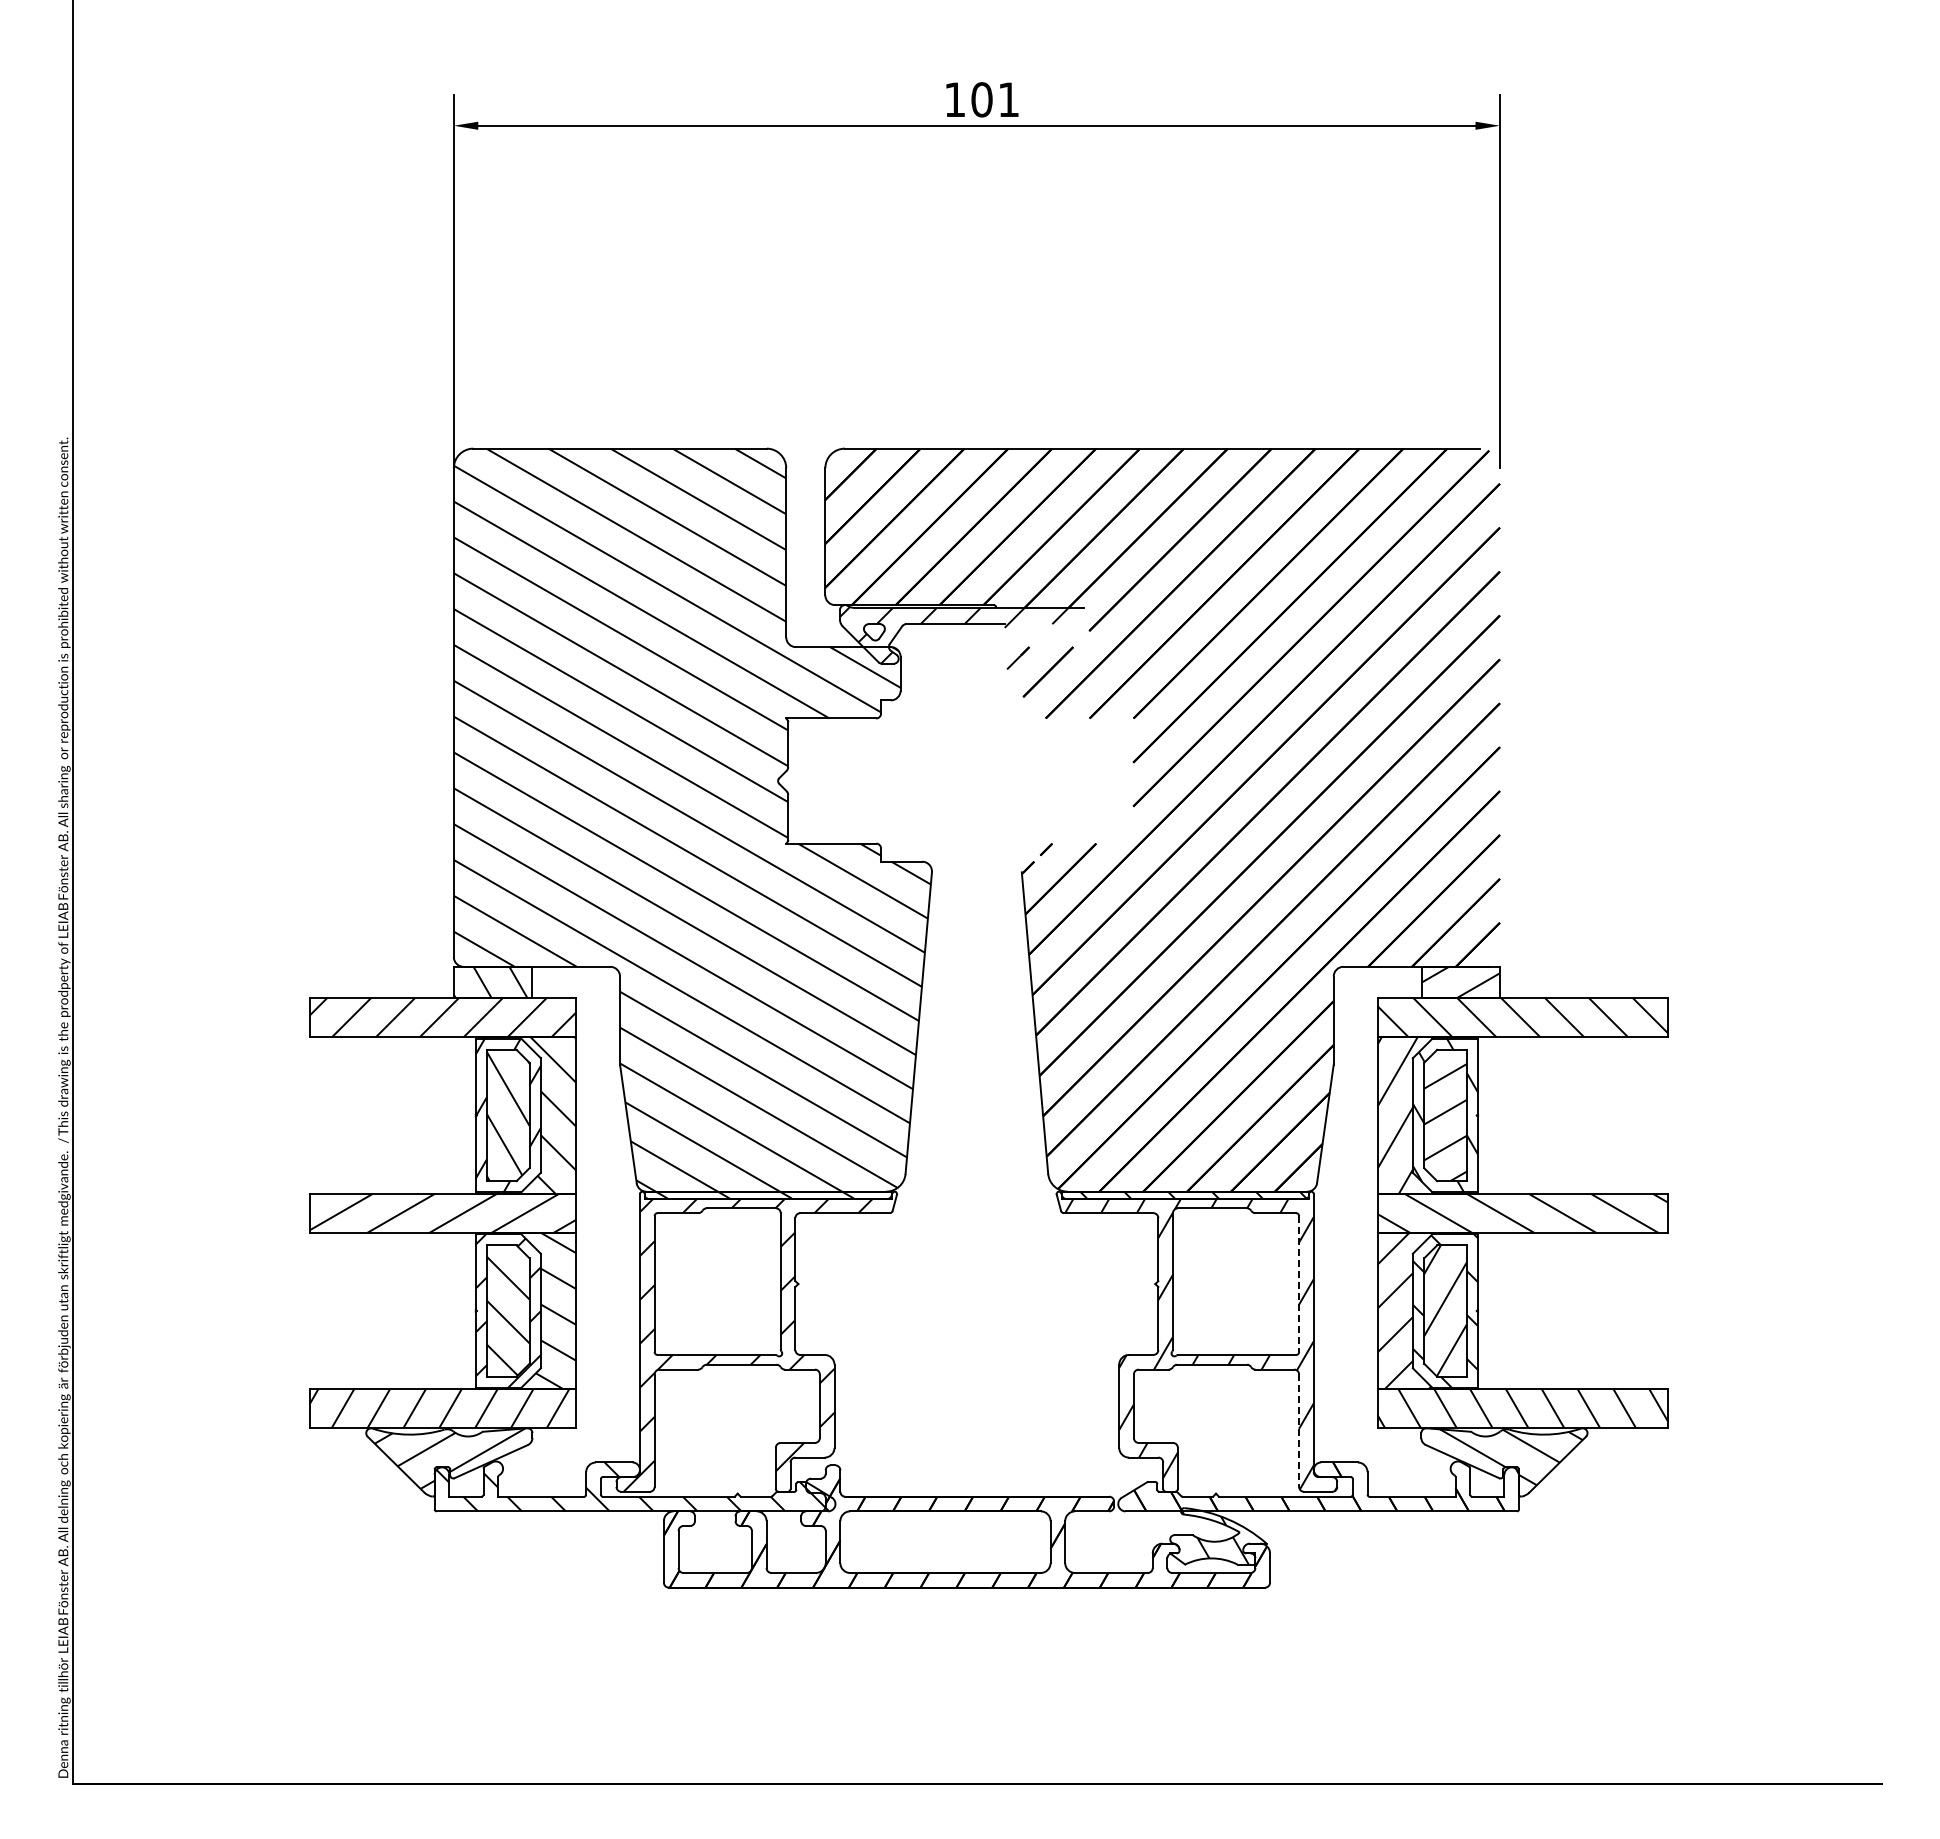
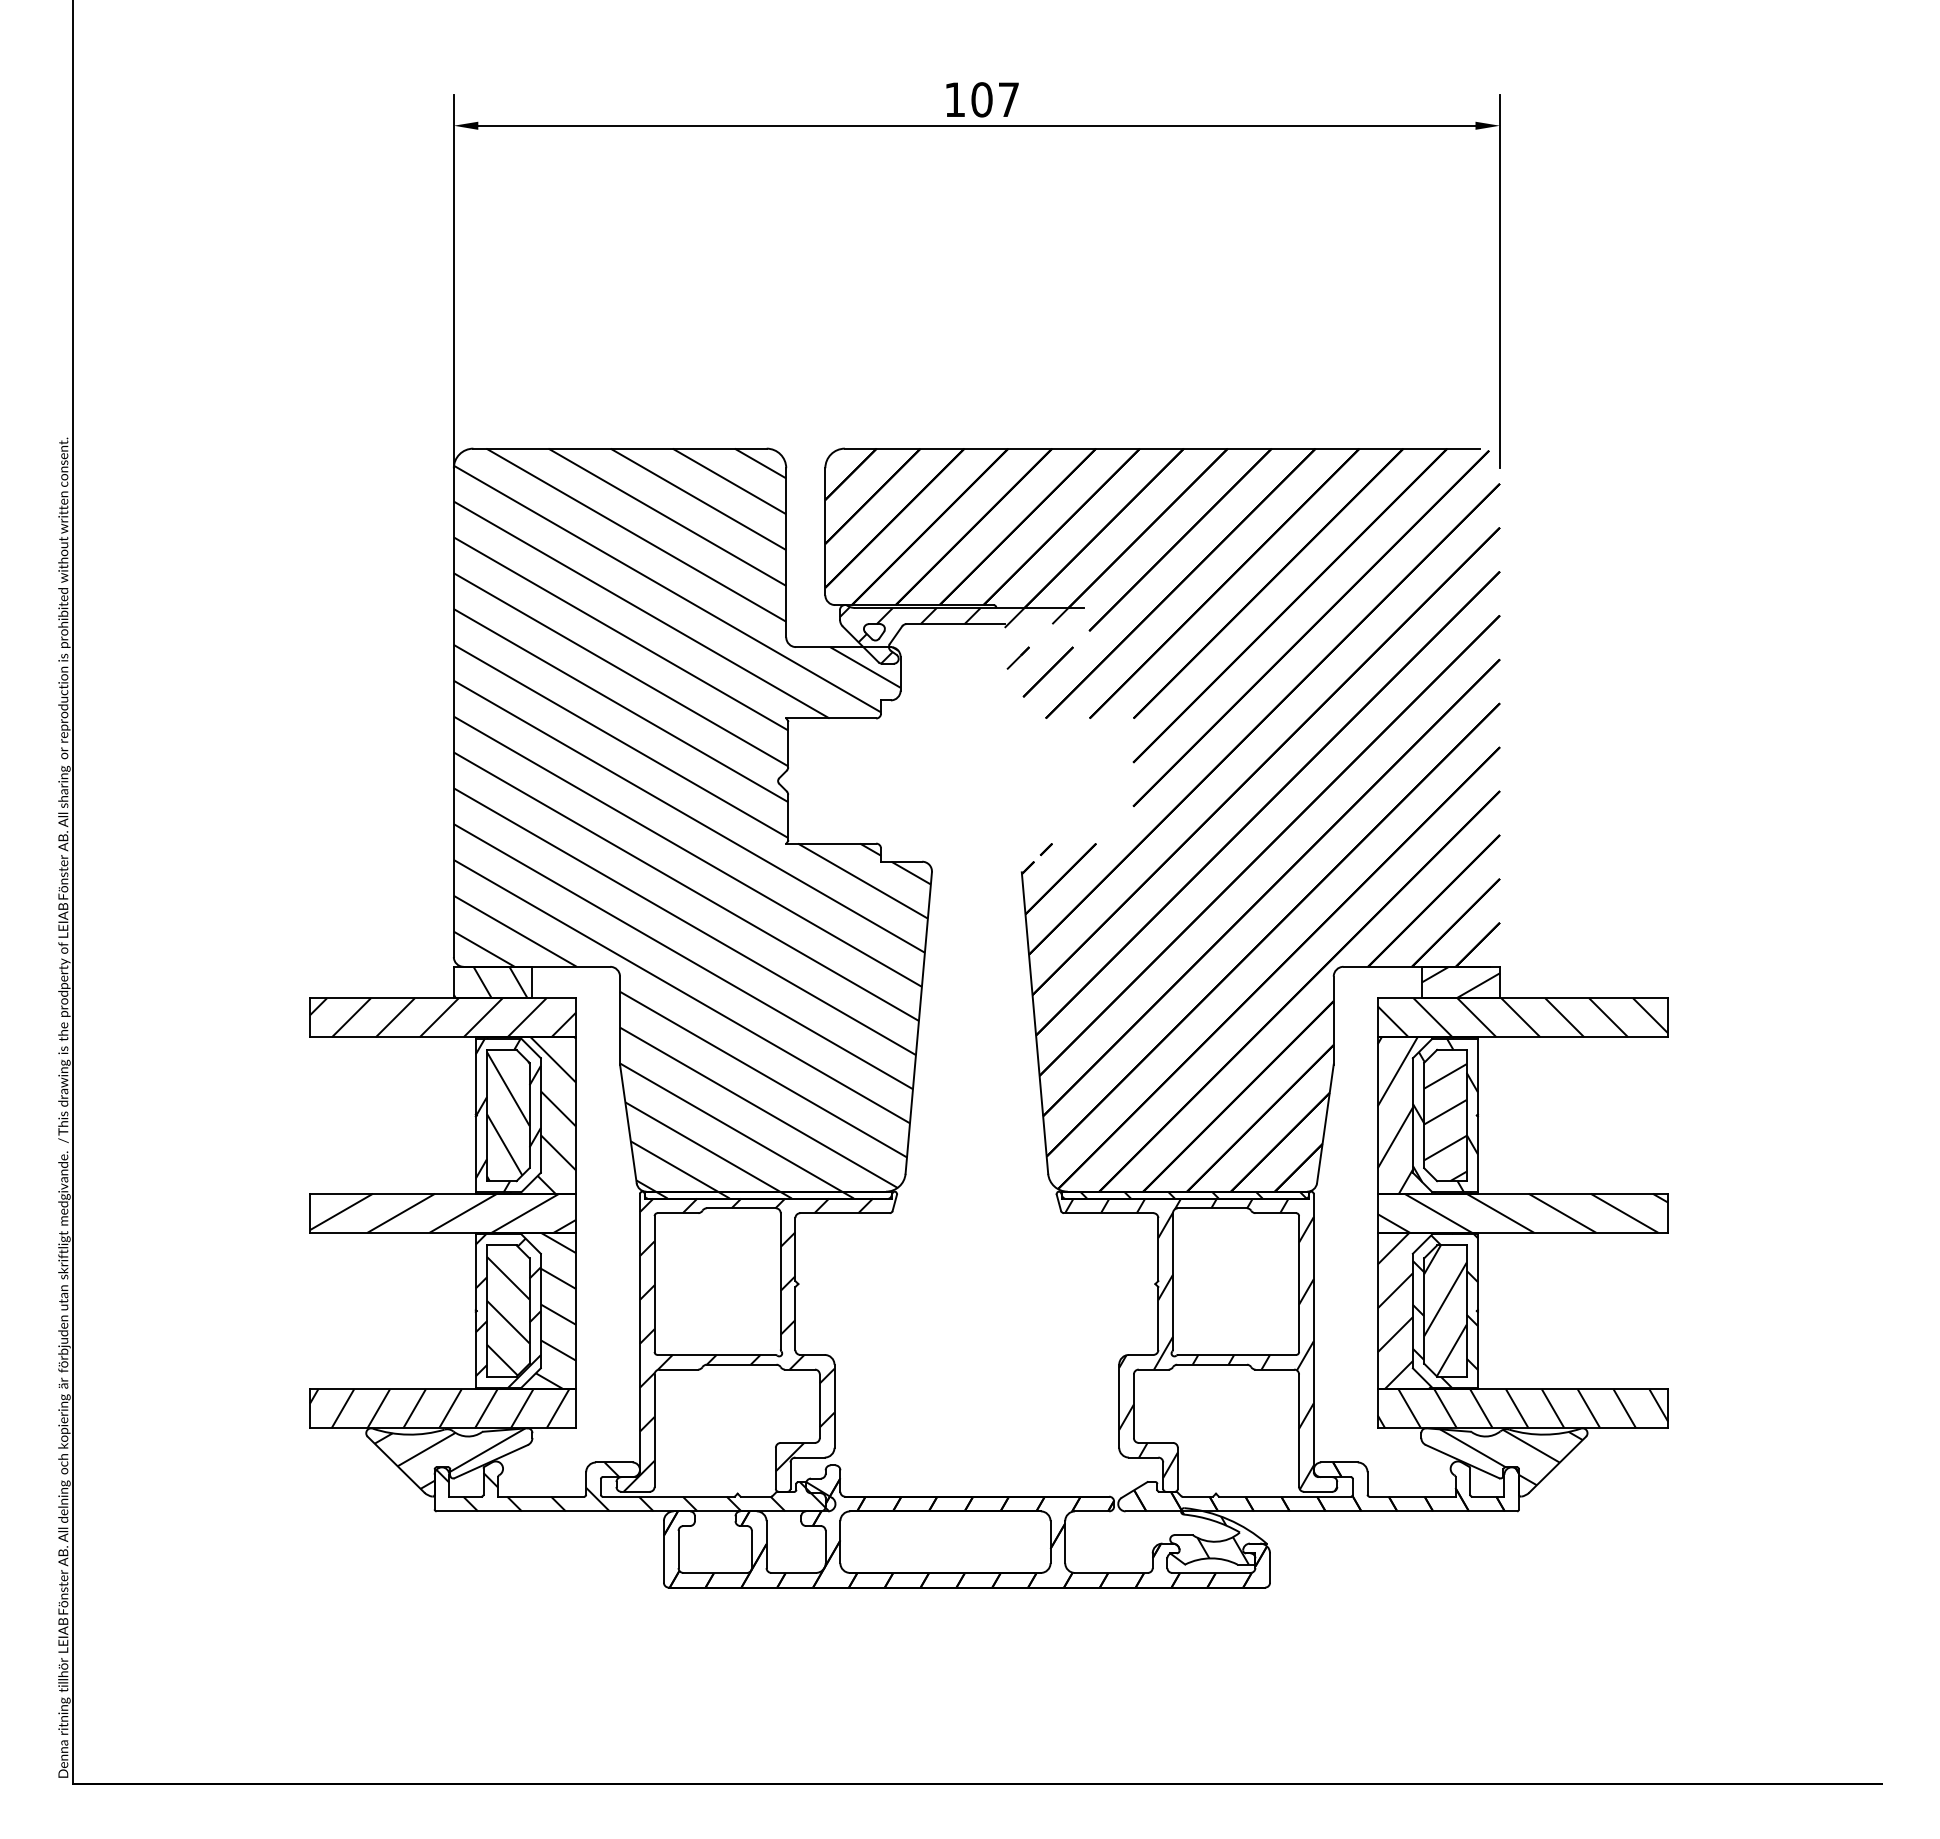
text: 101 -> 107 (1008, 99)
line: dashed -> solid (1299, 1284)
line: dashed -> solid (1299, 1431)
